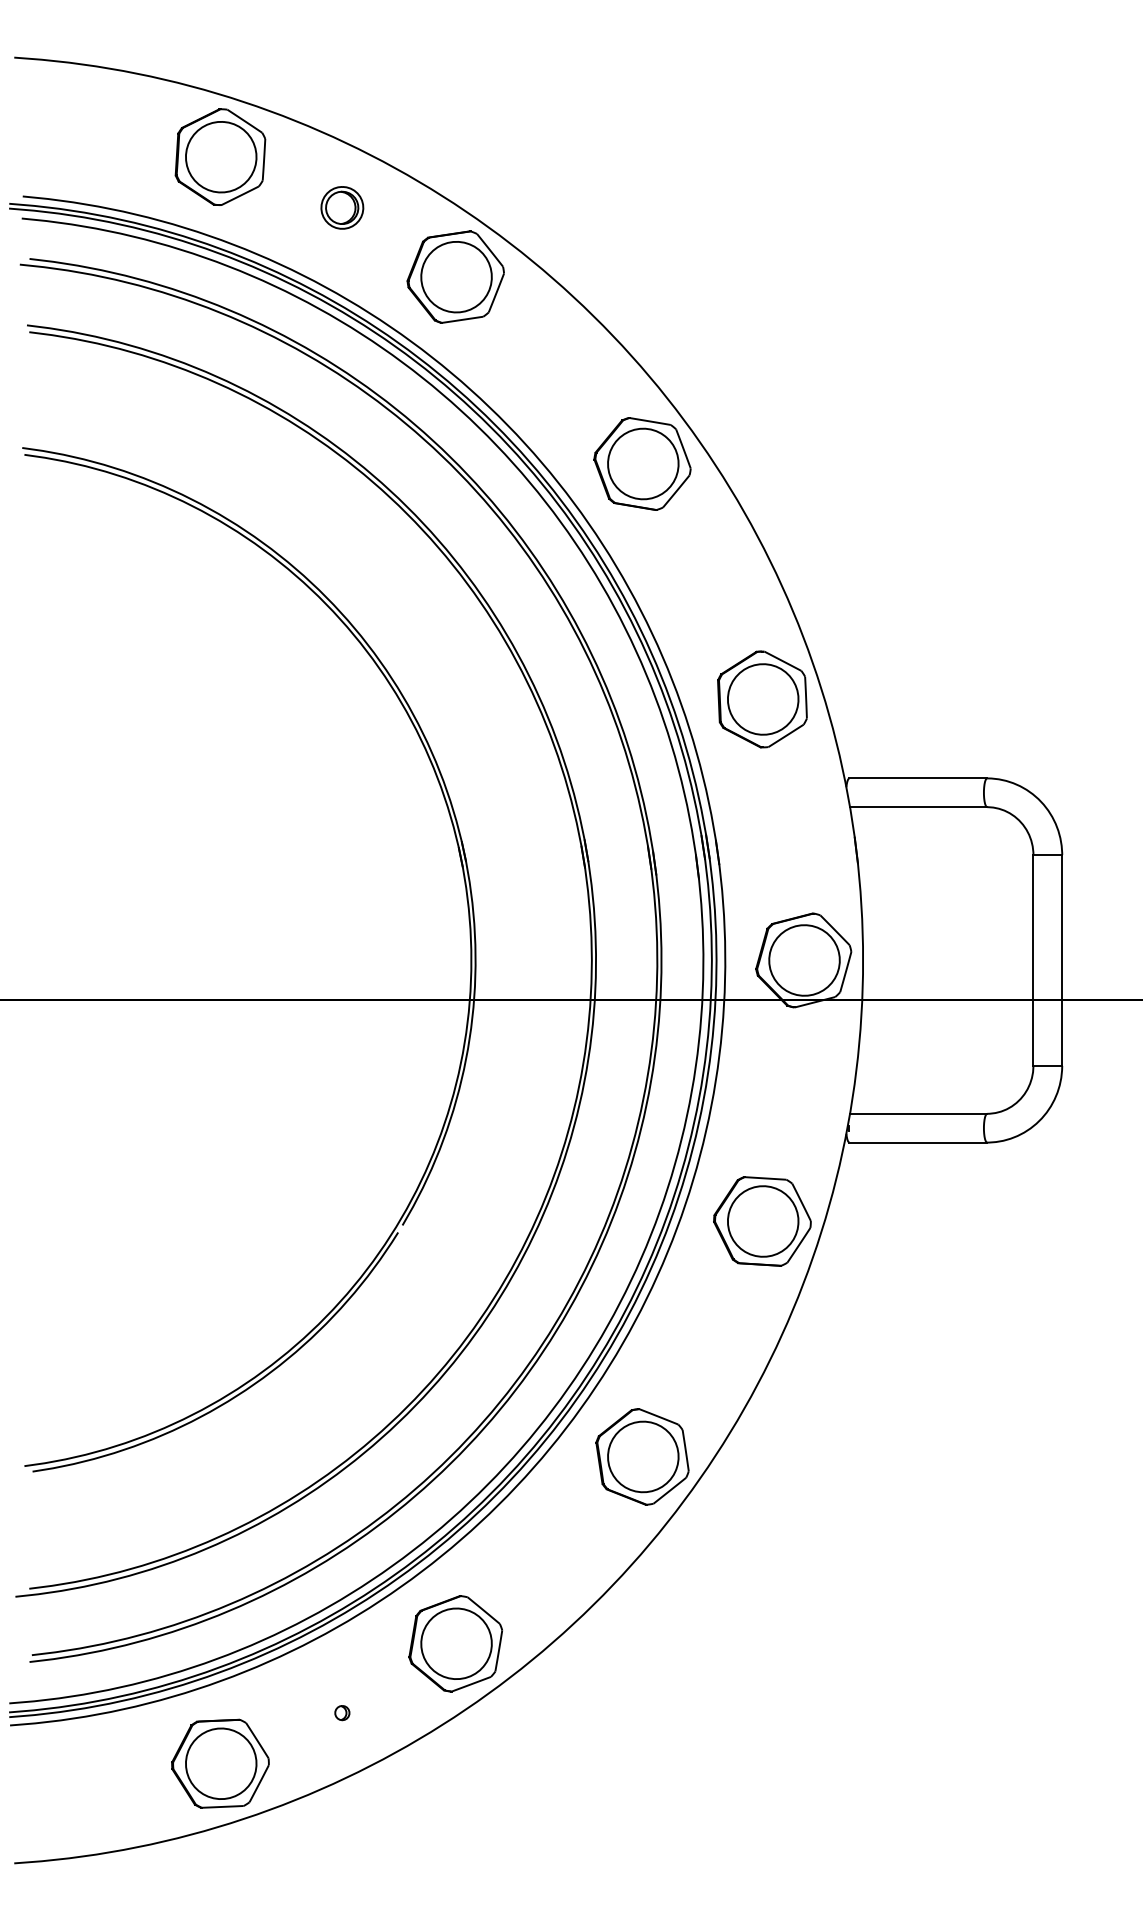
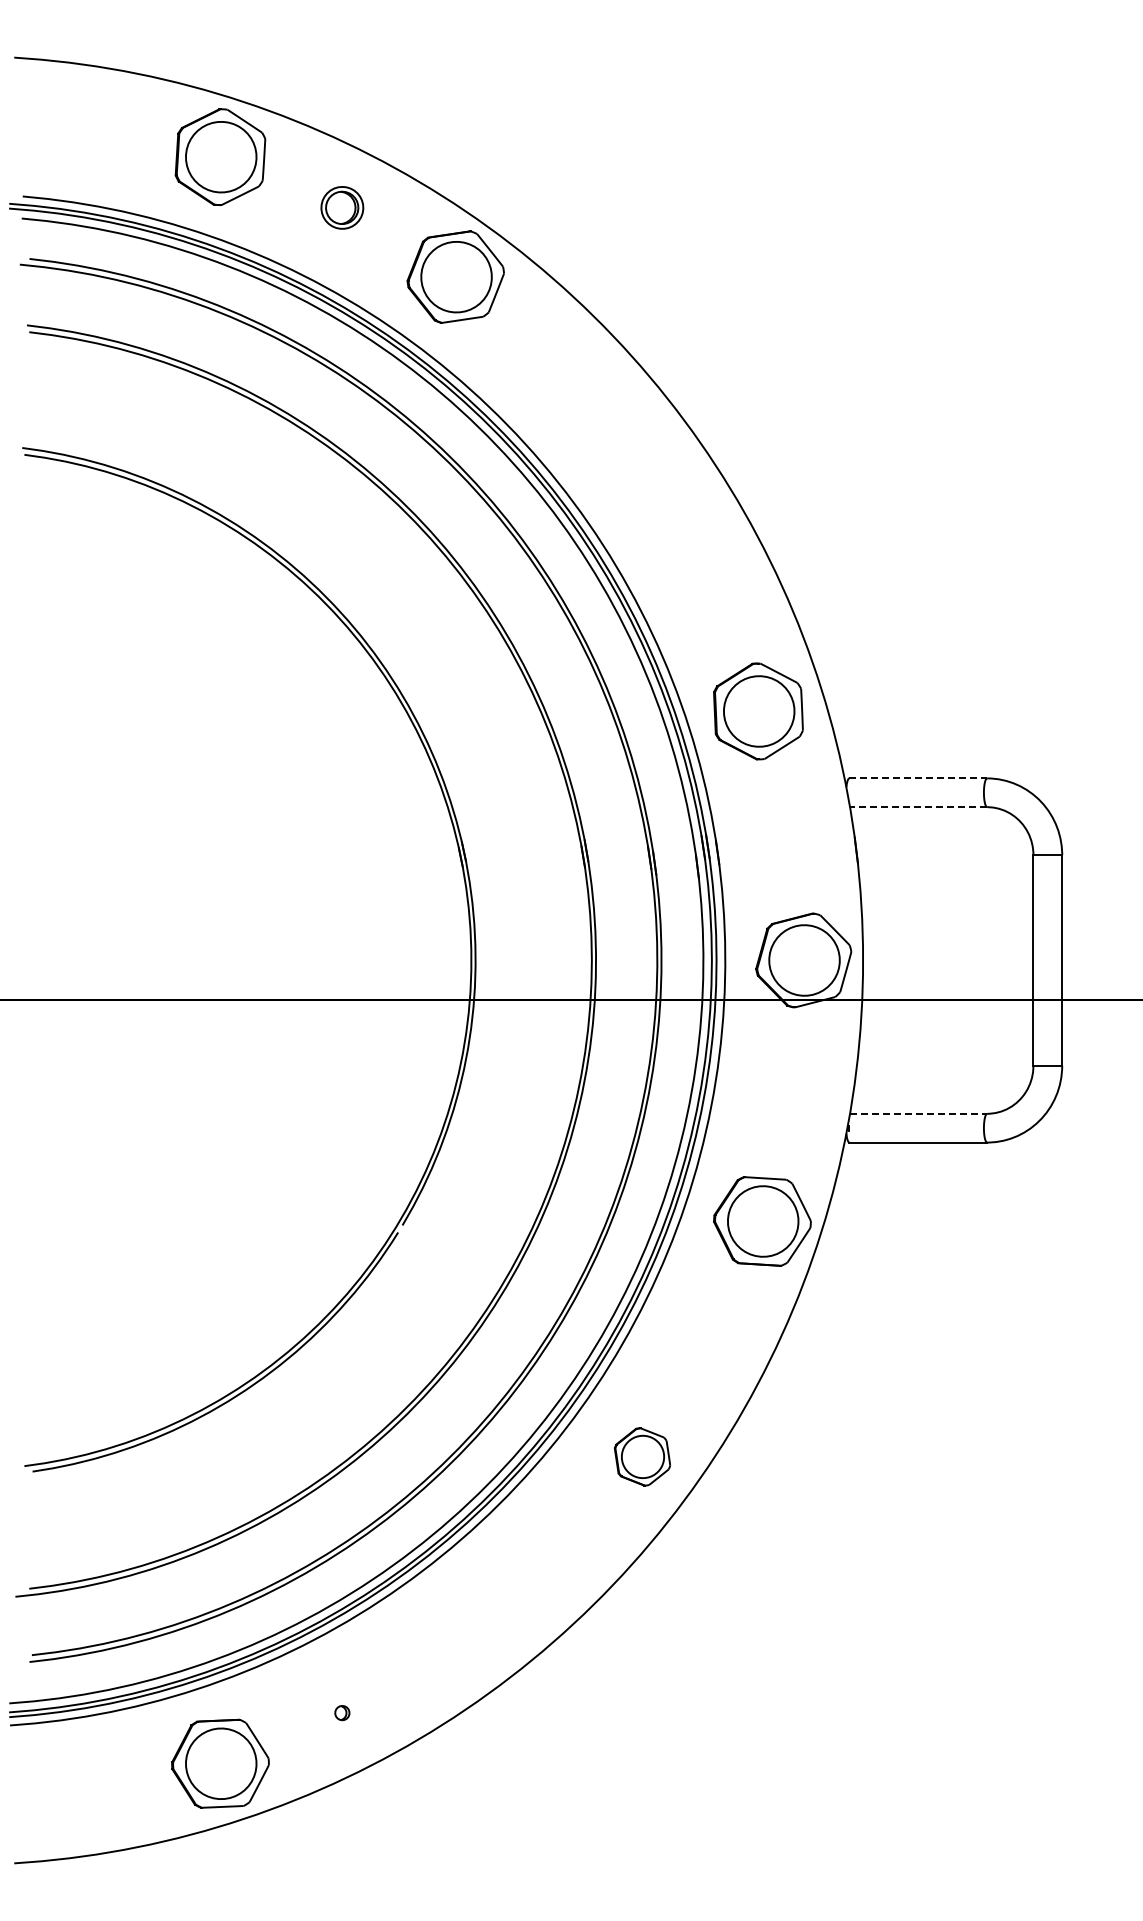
part: present -> none (642, 463)
part position: (762, 699) -> (758, 711) (758, 711)
line: solid -> dashed (918, 778)
line: solid -> dashed (918, 807)
line: solid -> dashed (918, 1113)
part size: 95x98 px -> 58x60 px (641, 1456)
part: present -> none (455, 1643)
